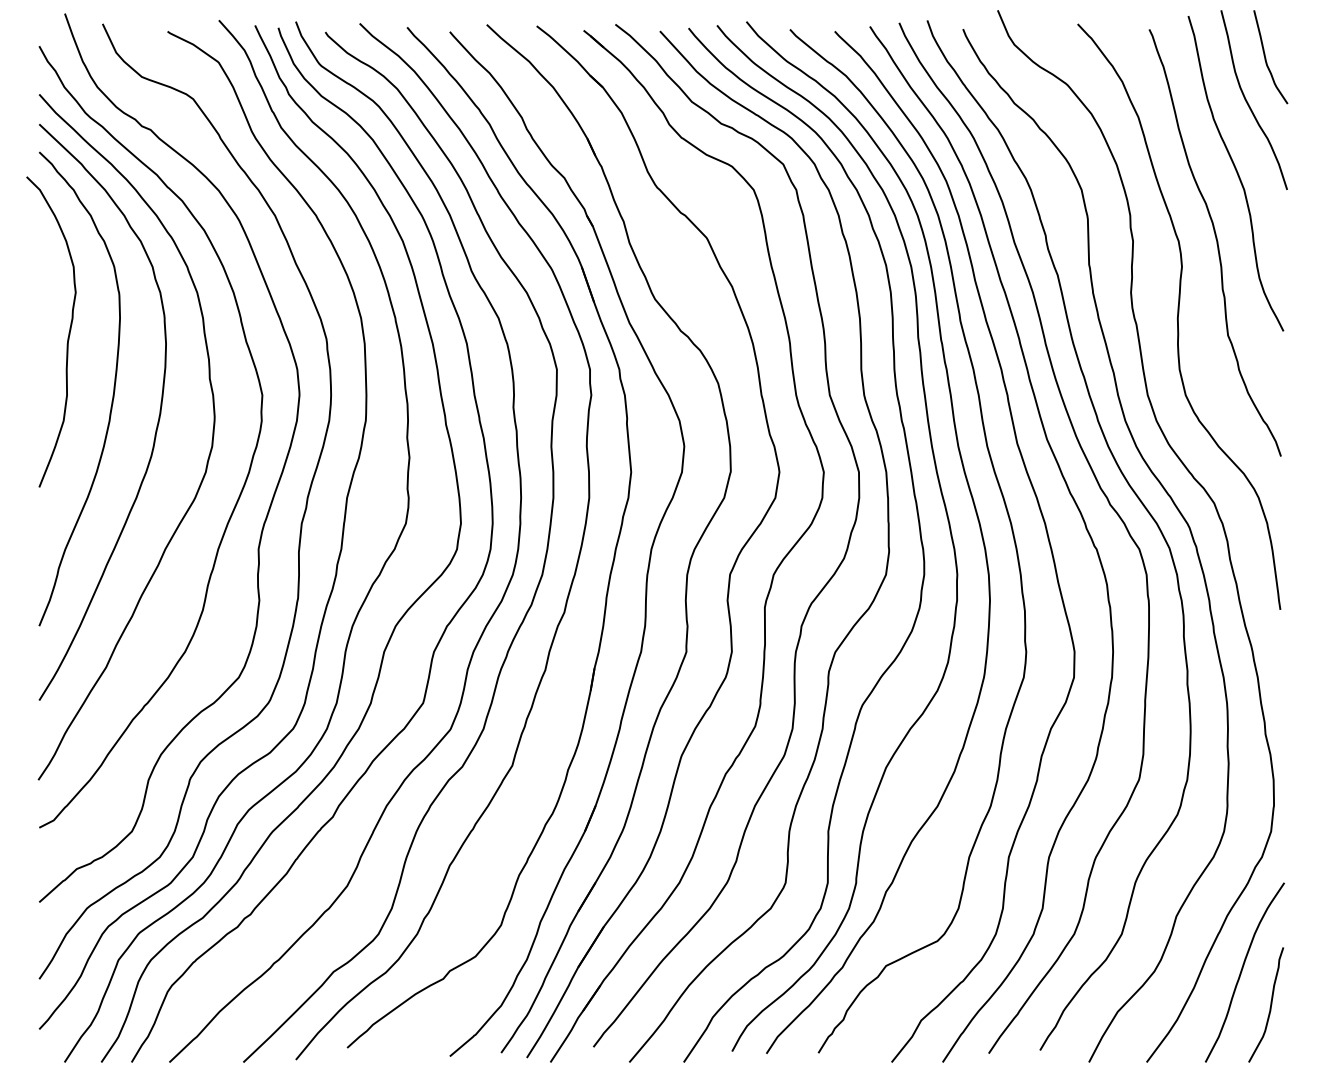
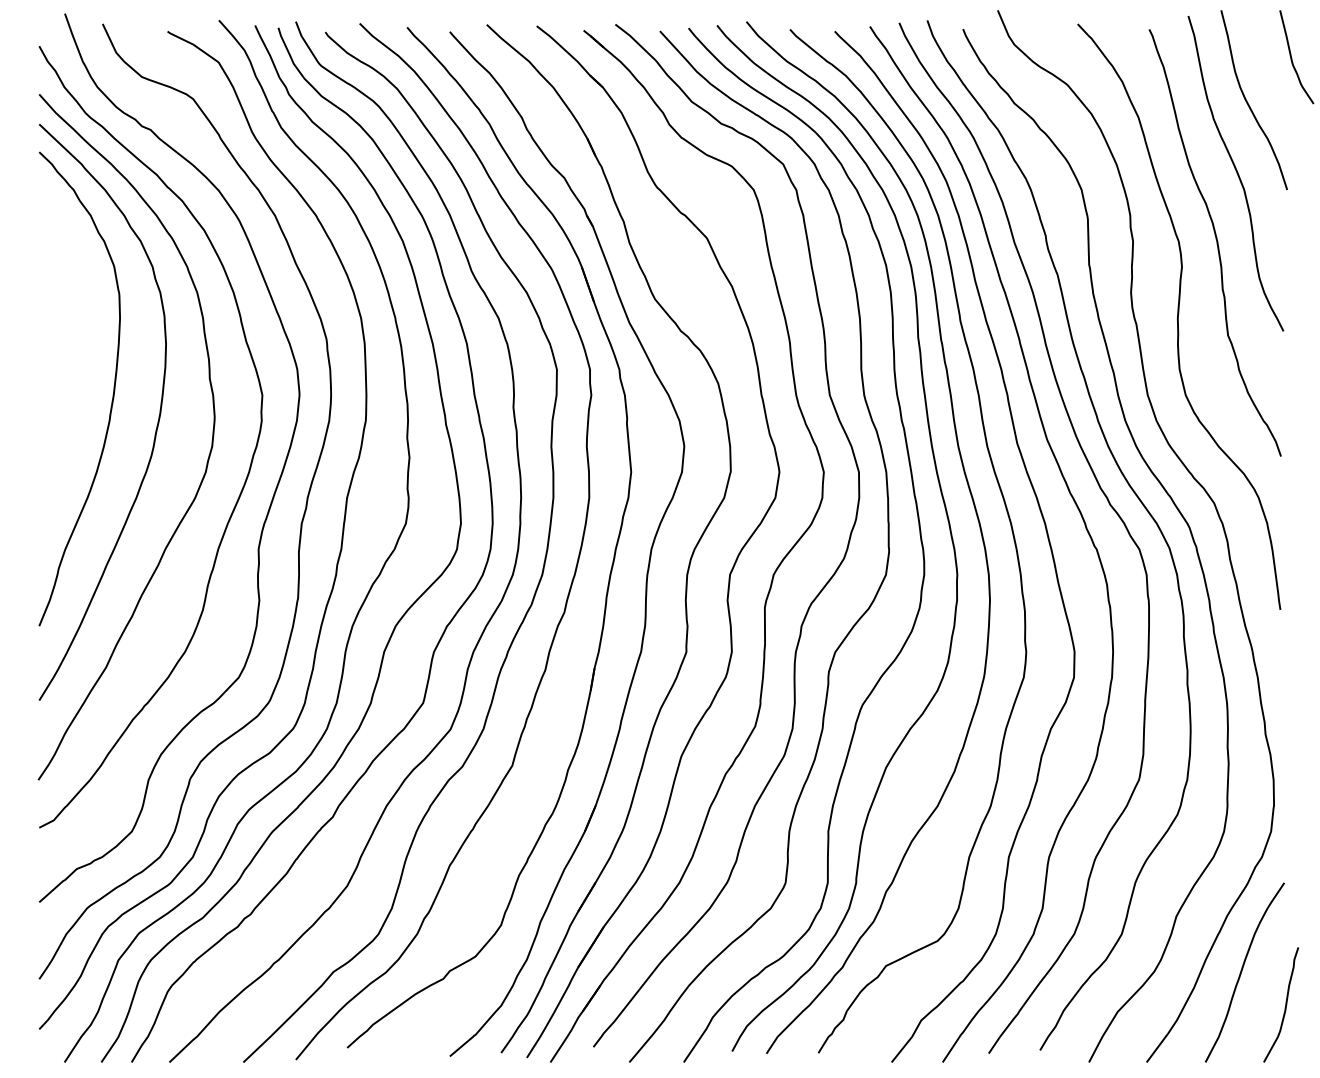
curve position: (1266, 58) -> (1292, 58) (1292, 58)
curve: present -> none (68, 332)
curve position: (1270, 1004) -> (1285, 1004) (1285, 1004)
